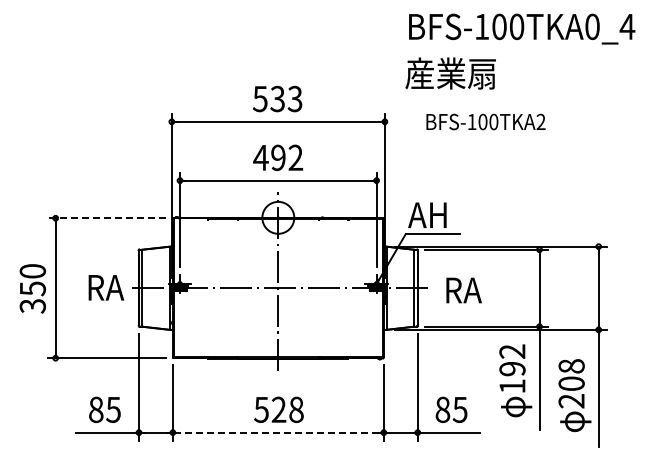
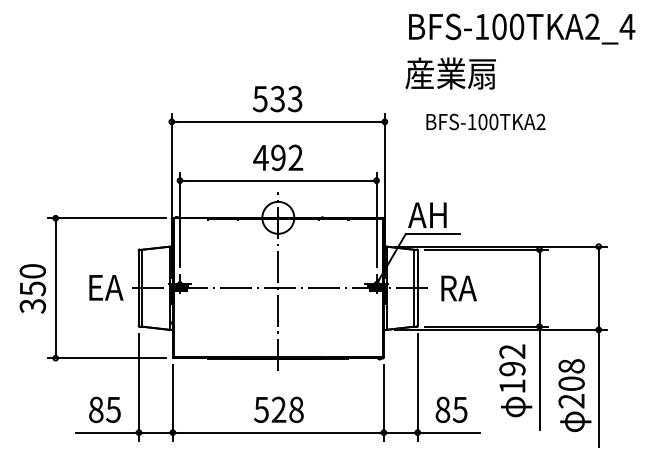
text: BFS-100TKA0_4 -> BFS-100TKA2_4 (592, 26)
line: dashed -> solid (106, 218)
text: RA -> EA (106, 287)
text position: (463, 290) -> (458, 288) (458, 288)
line: dashed -> solid (278, 432)
